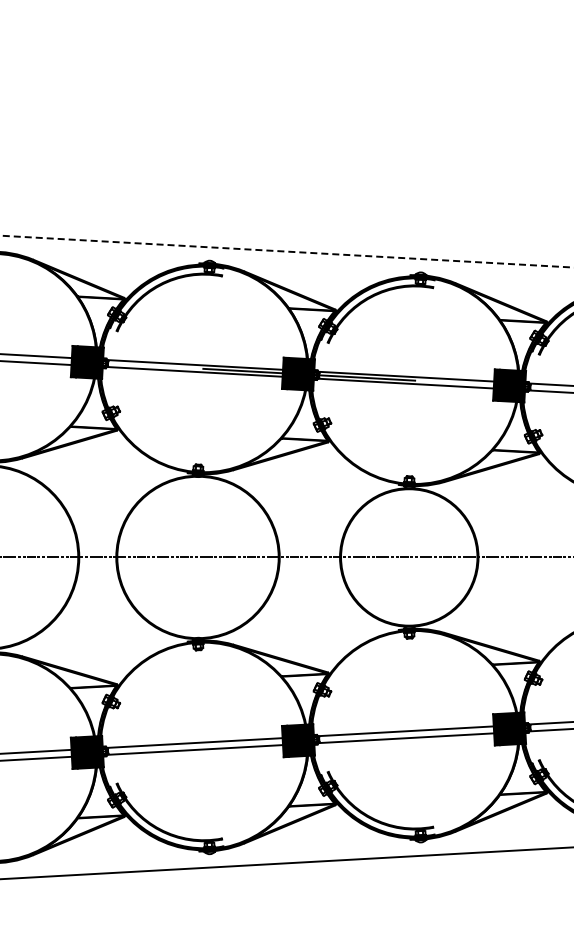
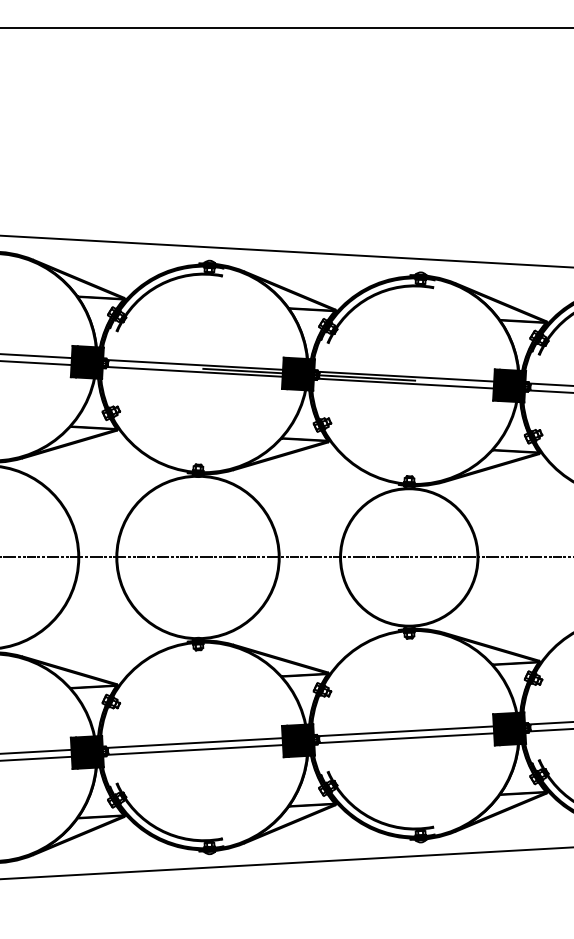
line: none -> present (286, 28)
line: dashed -> solid (287, 251)
